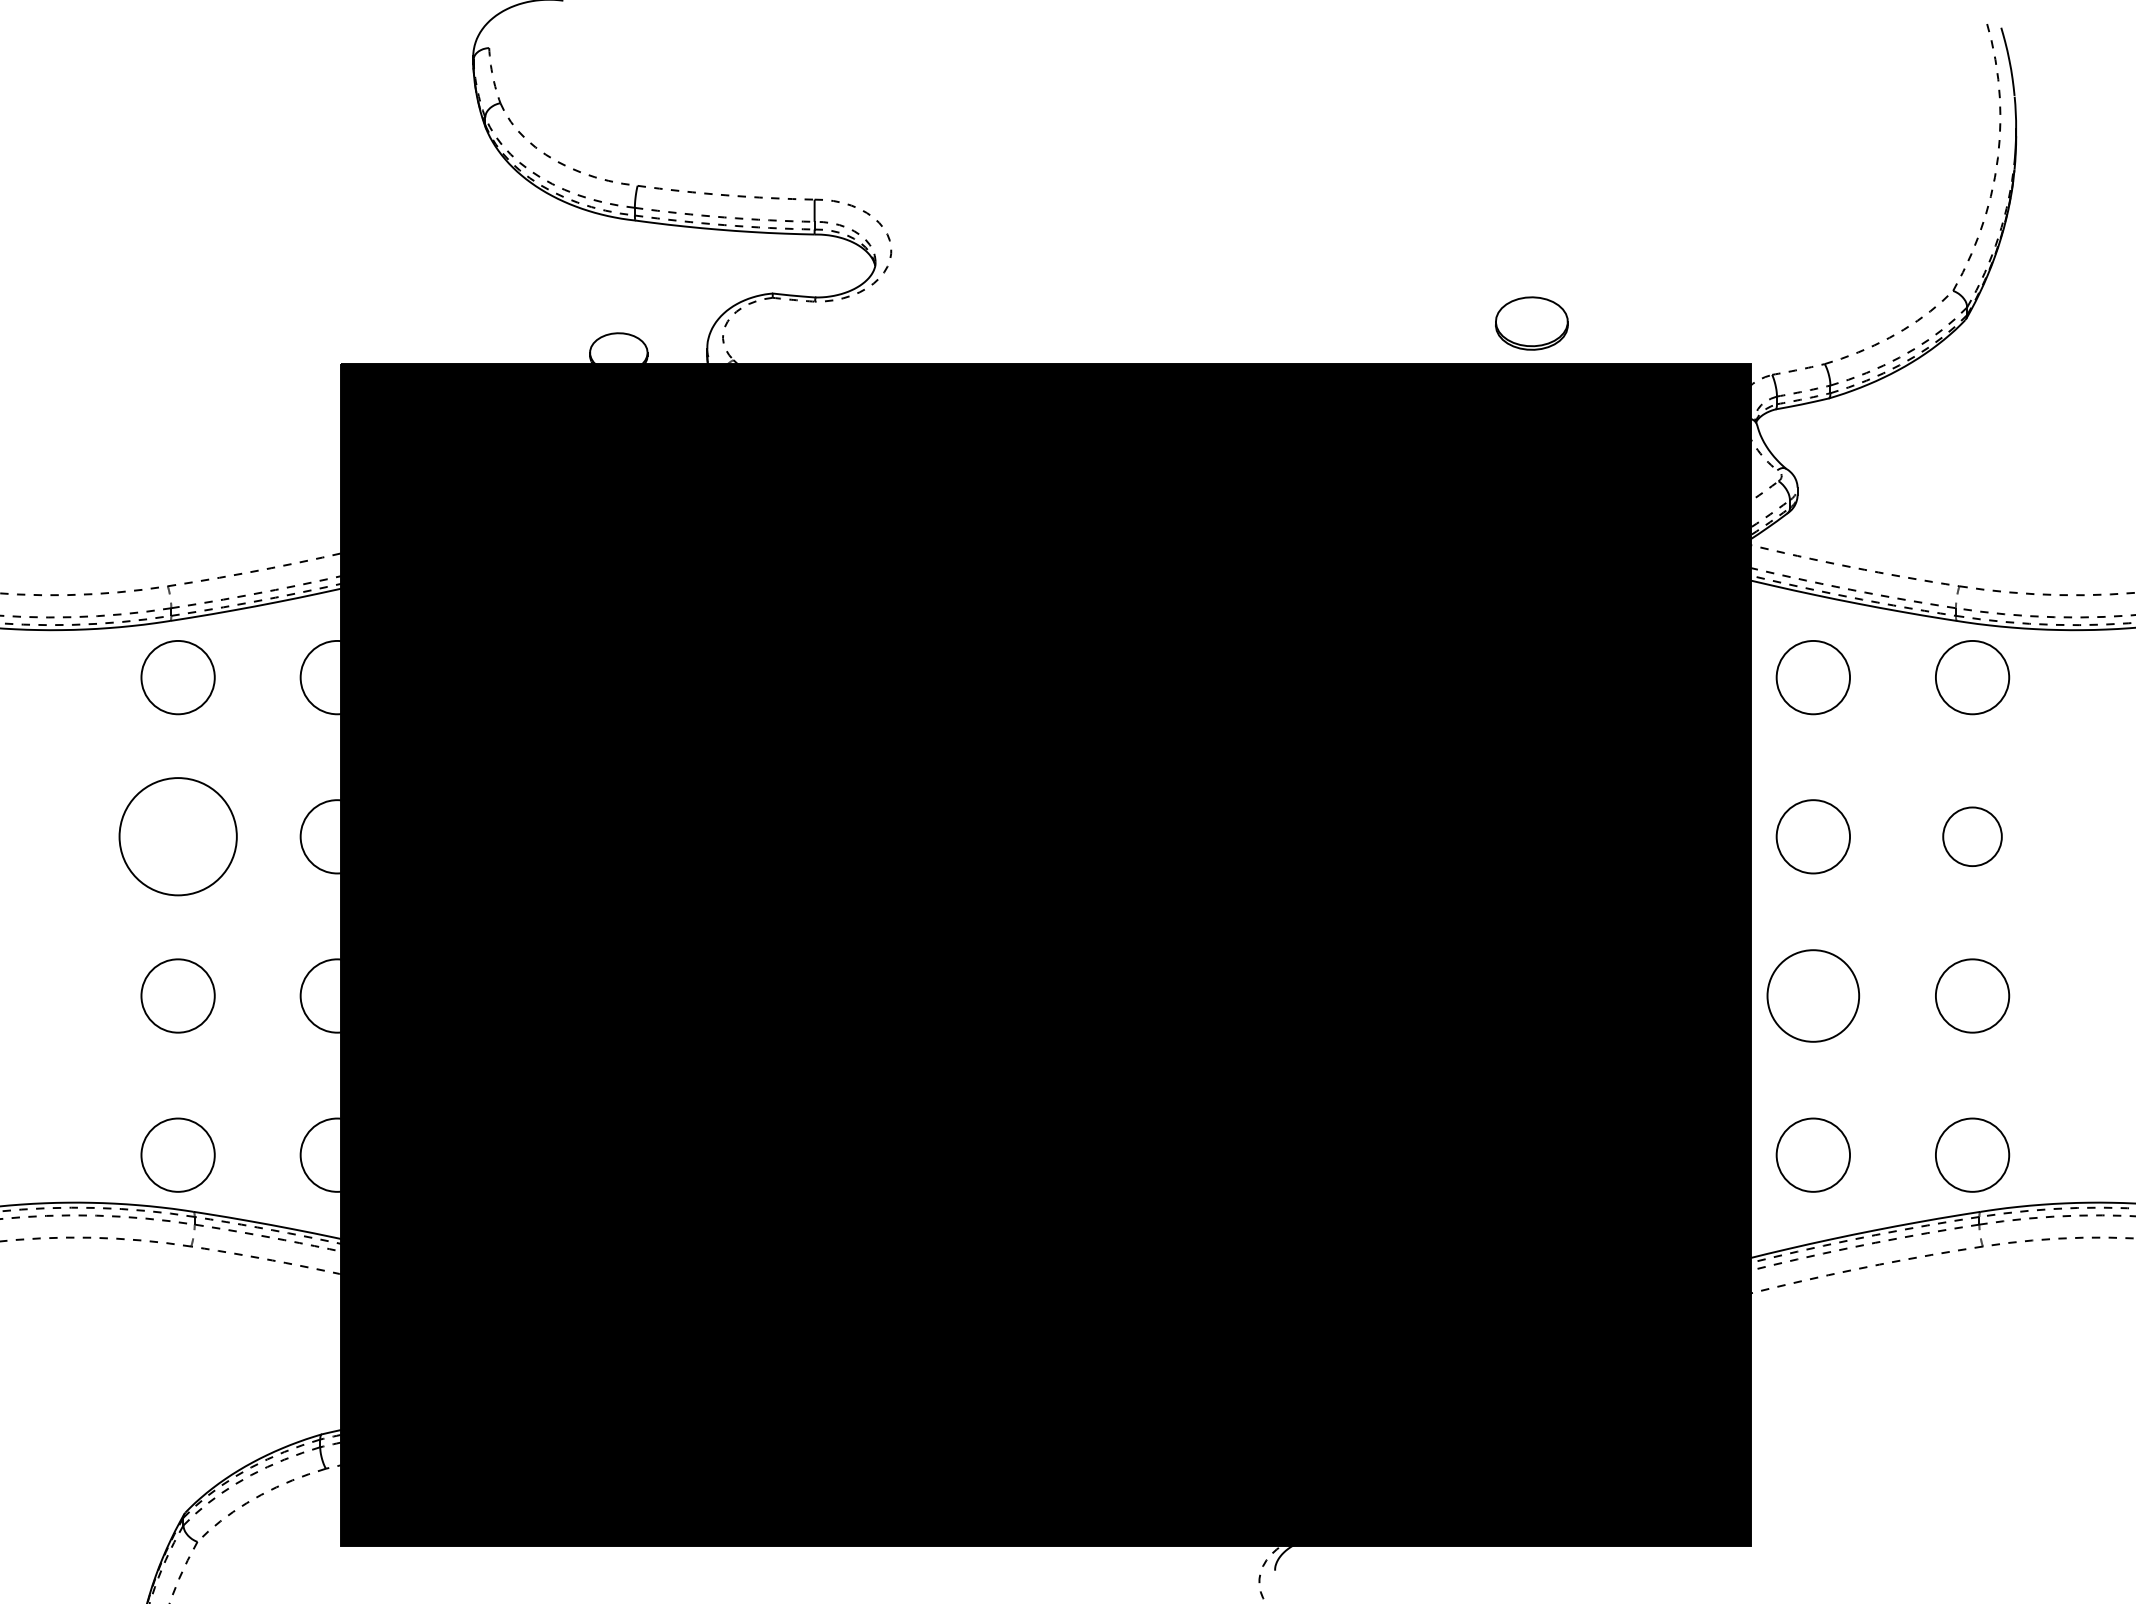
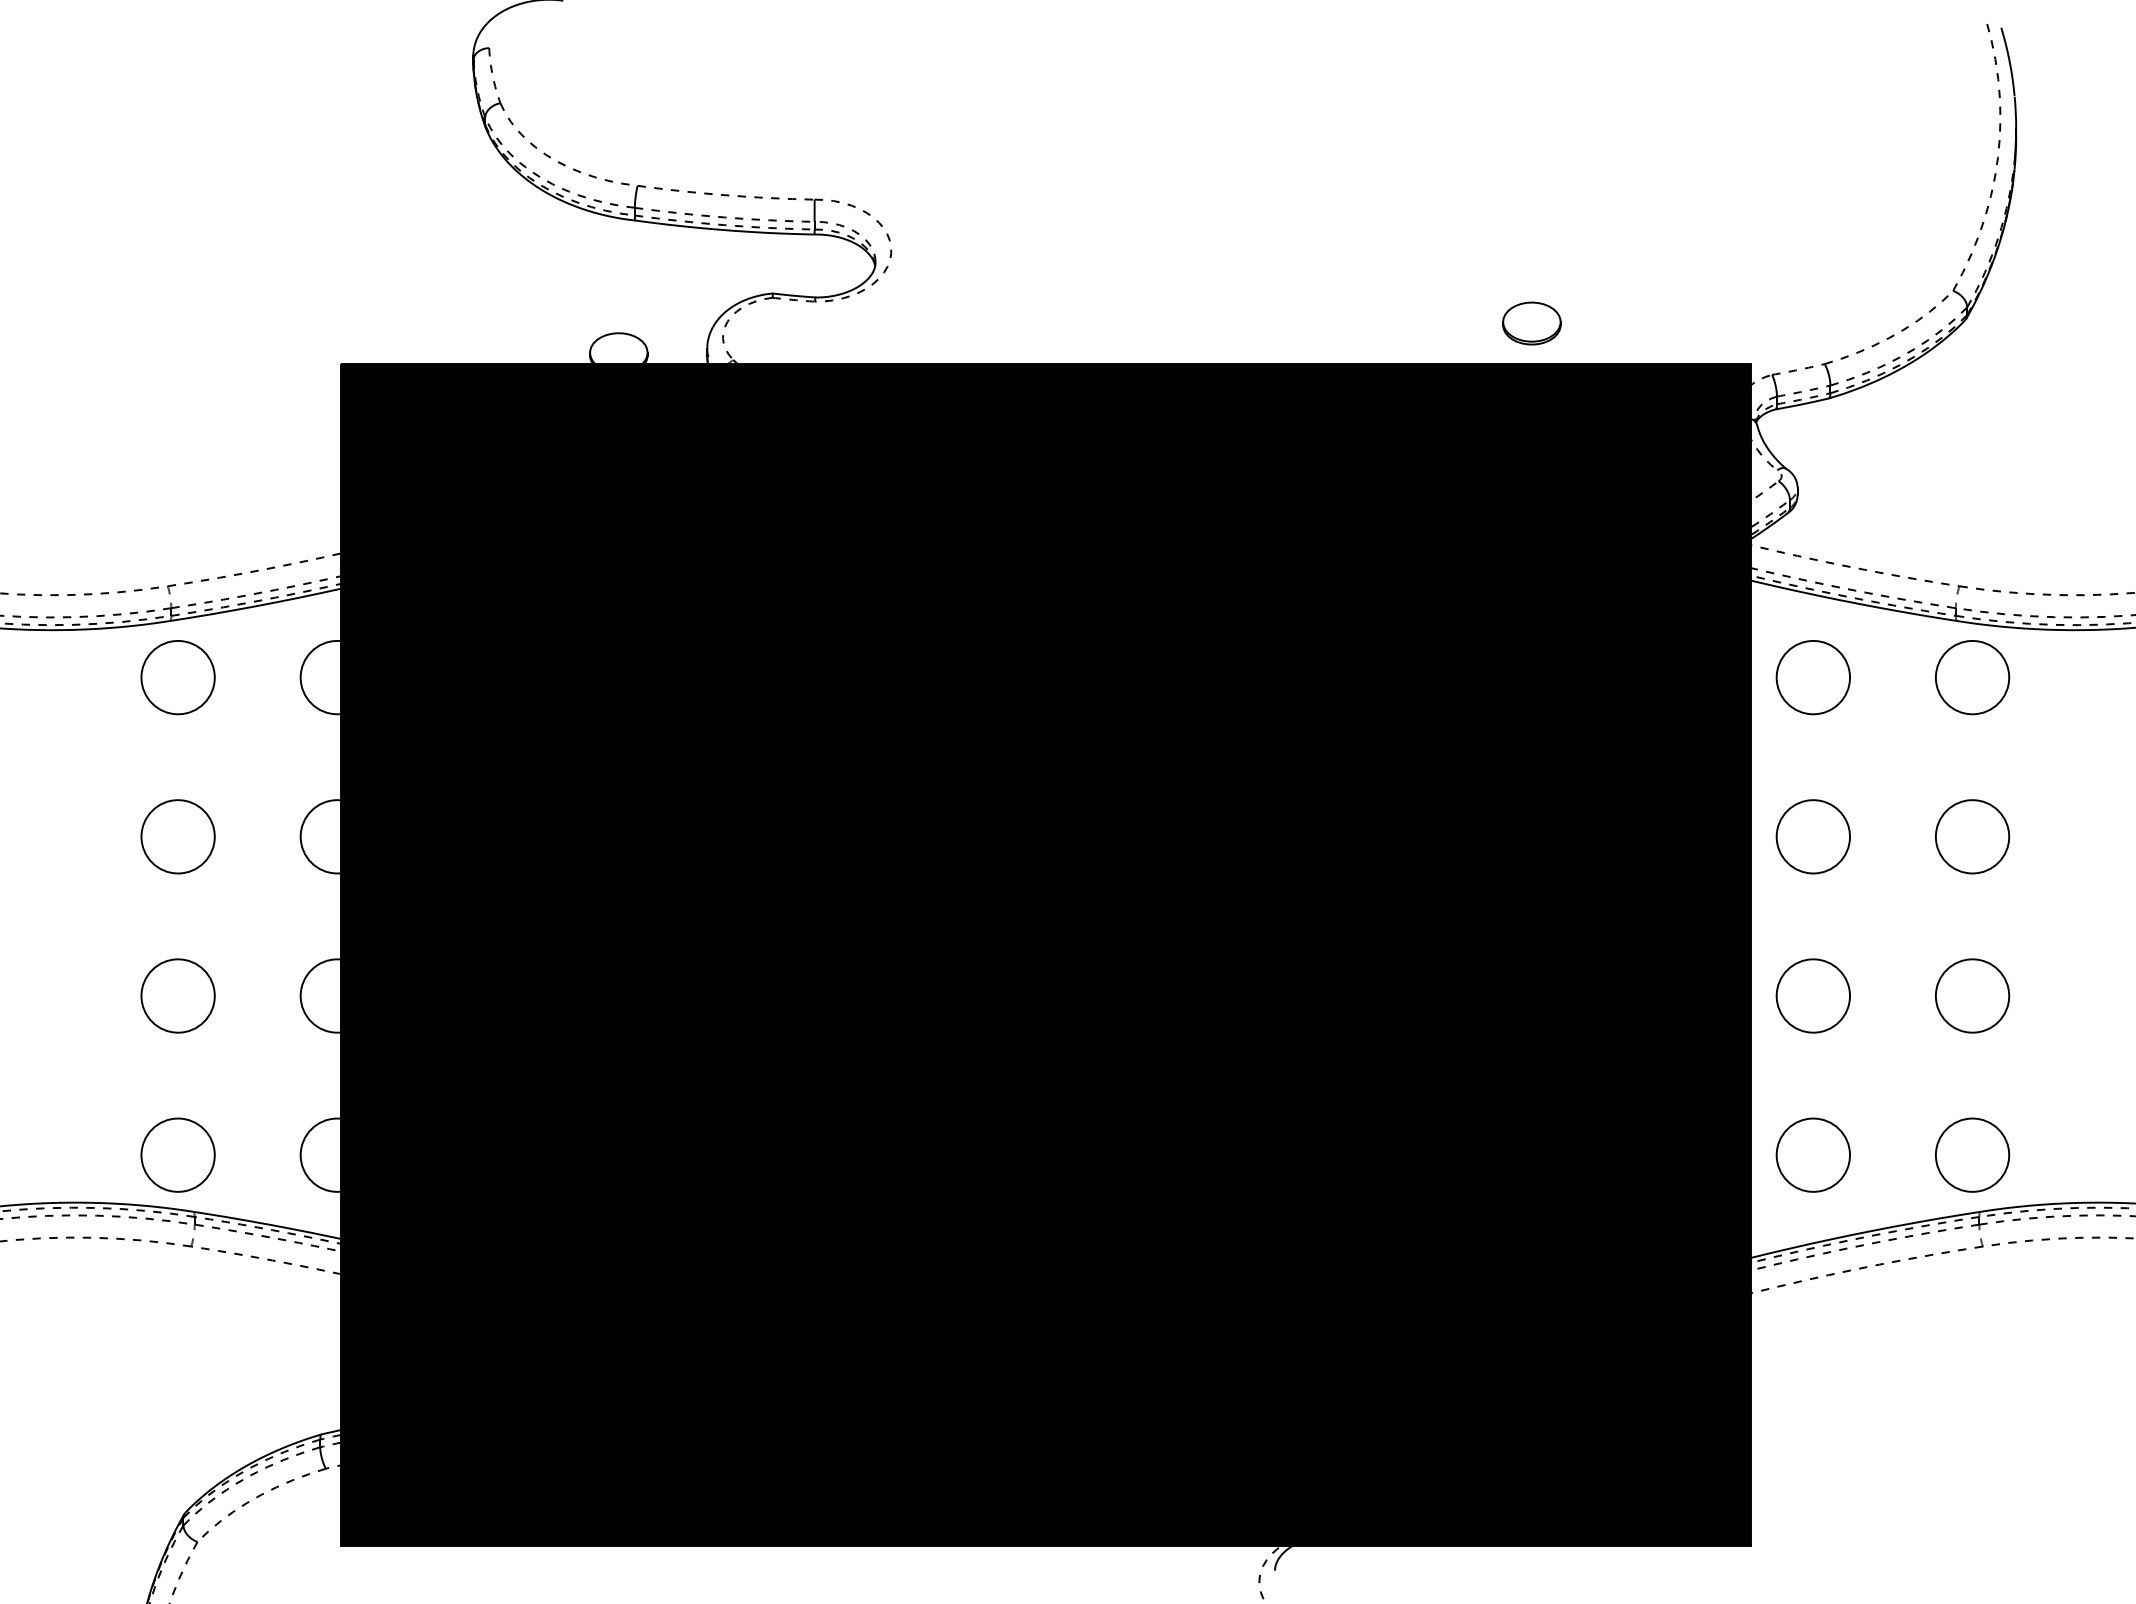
part size: 74x55 px -> 60x45 px (1531, 323)
circle size: 120x120 px -> 76x76 px (177, 836)
circle diameter: 59 px -> 73 px (1972, 836)
circle diameter: 92 px -> 73 px (1813, 995)
